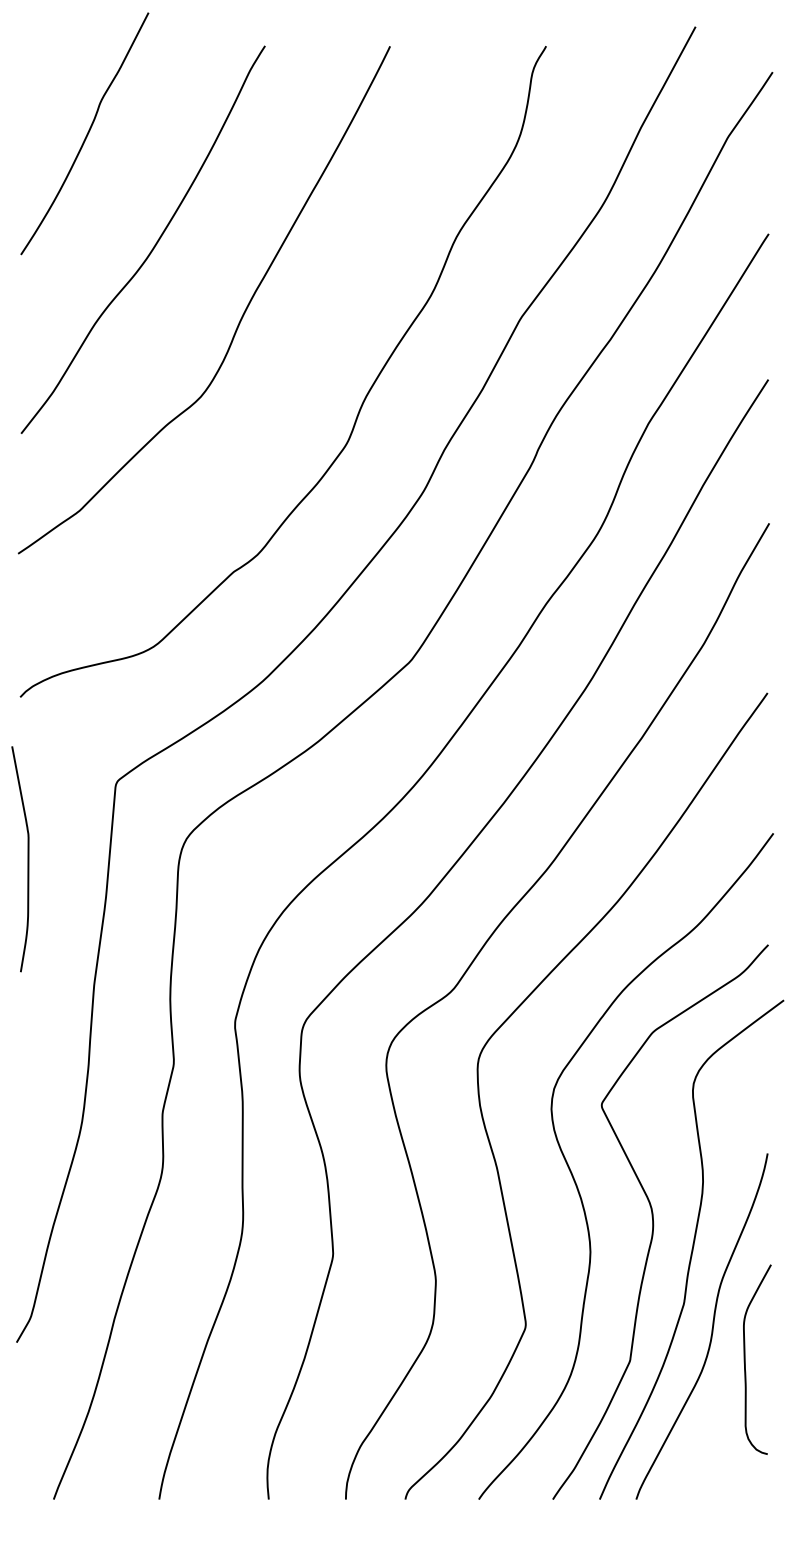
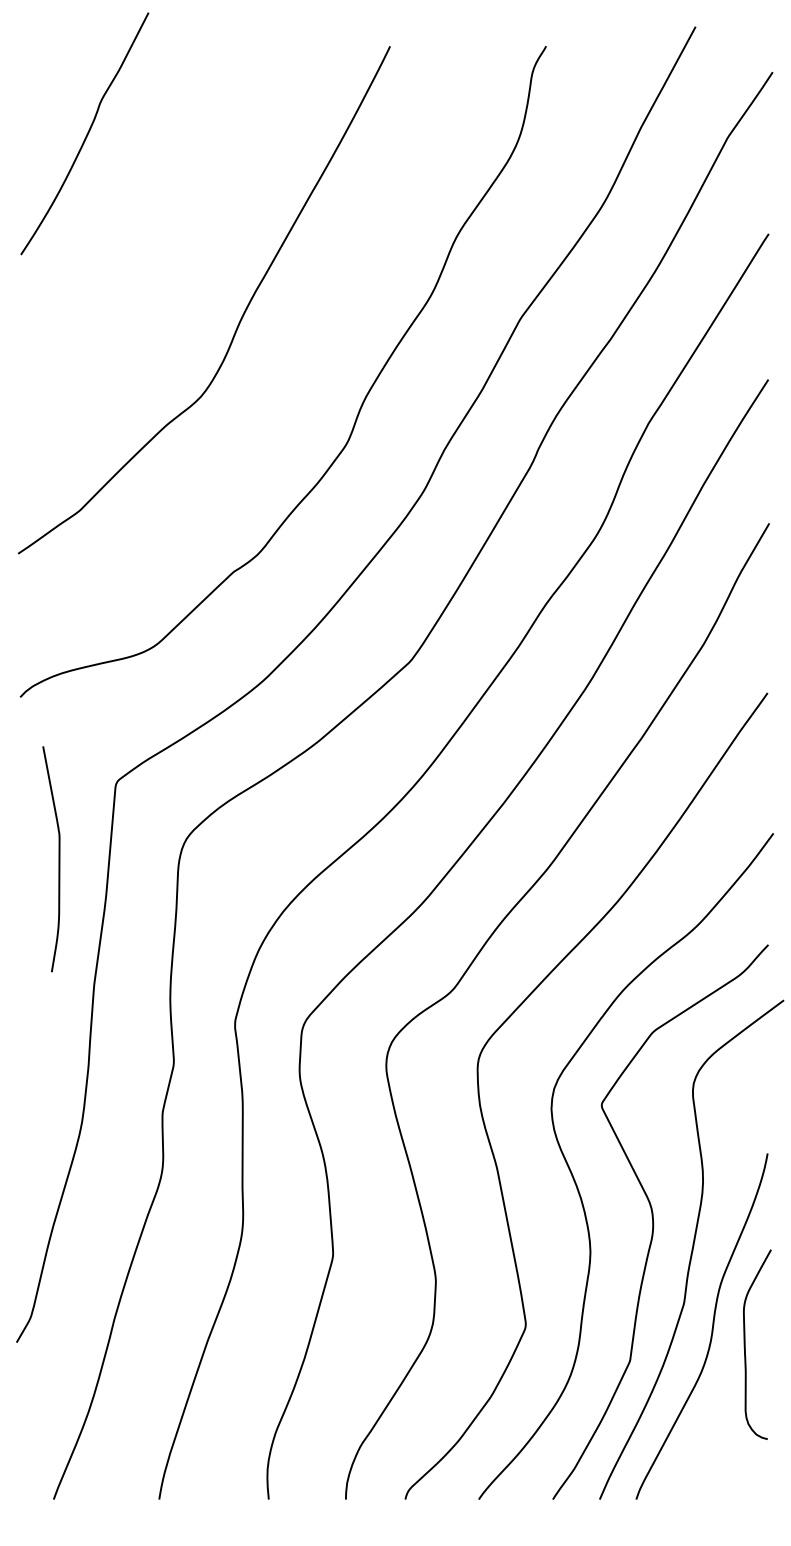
curve: present -> none (154, 244)
curve position: (27, 859) -> (58, 859) (58, 859)
curve position: (745, 1359) -> (745, 1344) (745, 1344)
